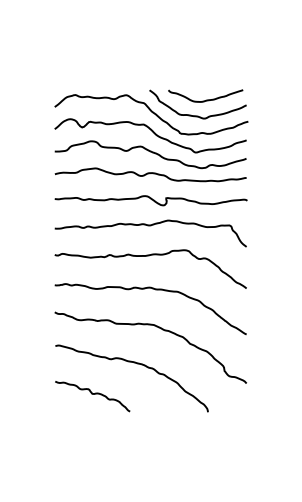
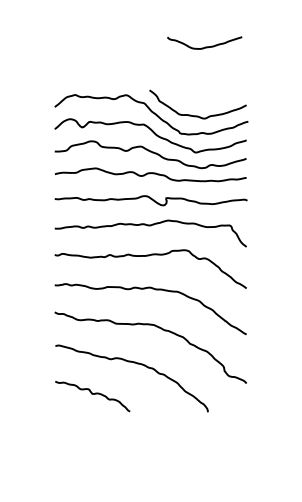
curve position: (206, 99) -> (205, 46) (205, 46)
